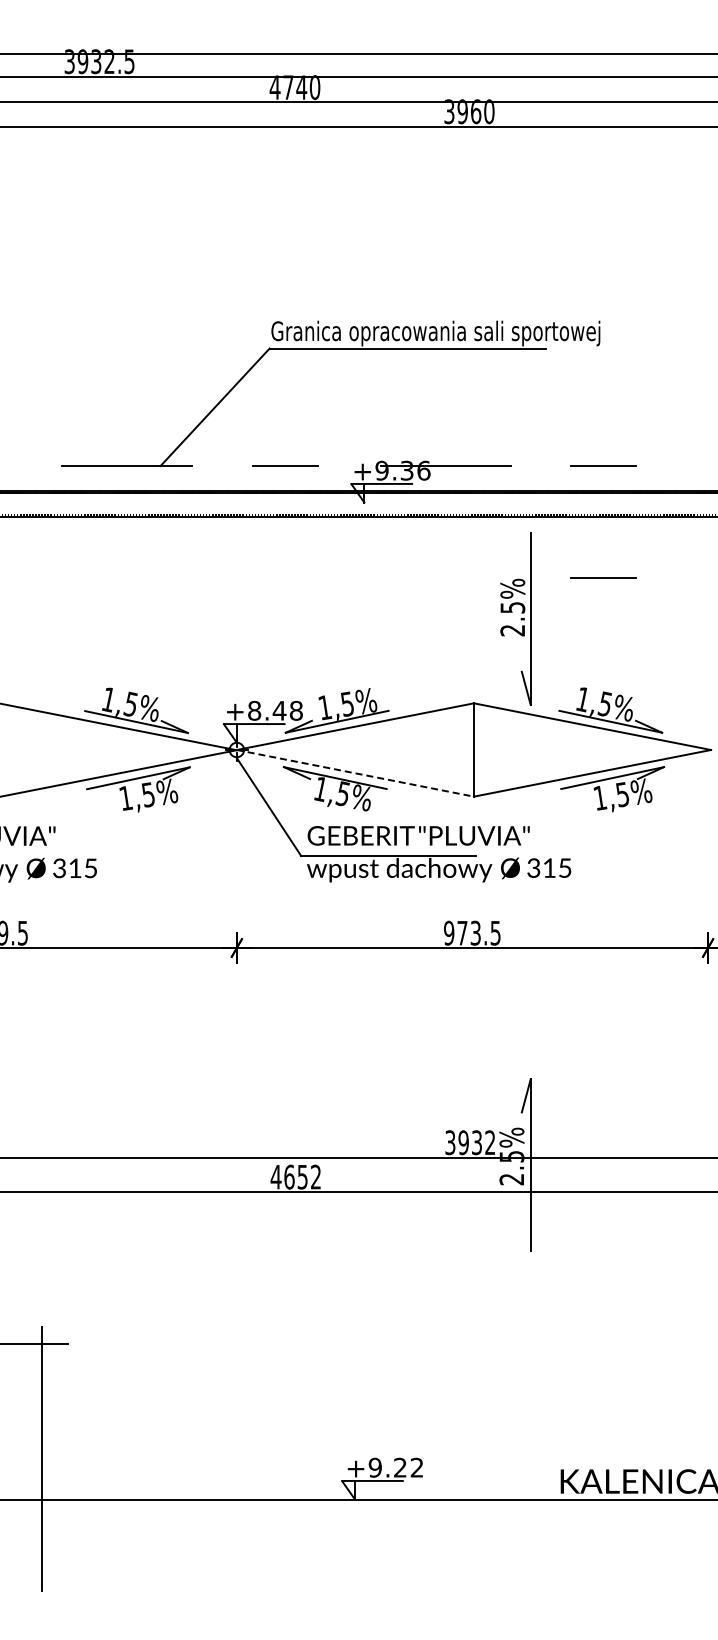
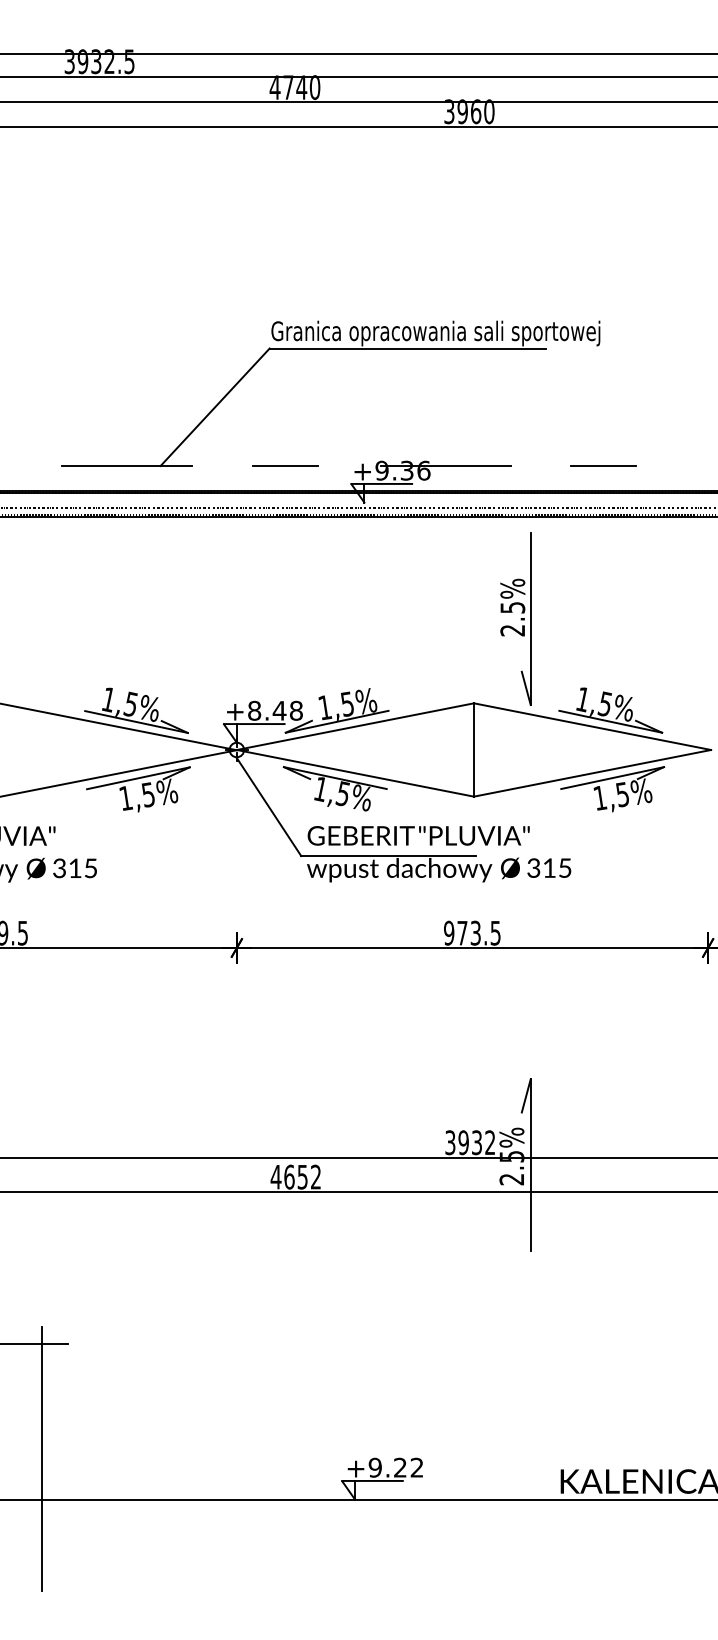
line: none -> present (358, 507)
line: present -> none (603, 577)
line: dashed -> solid (355, 773)
